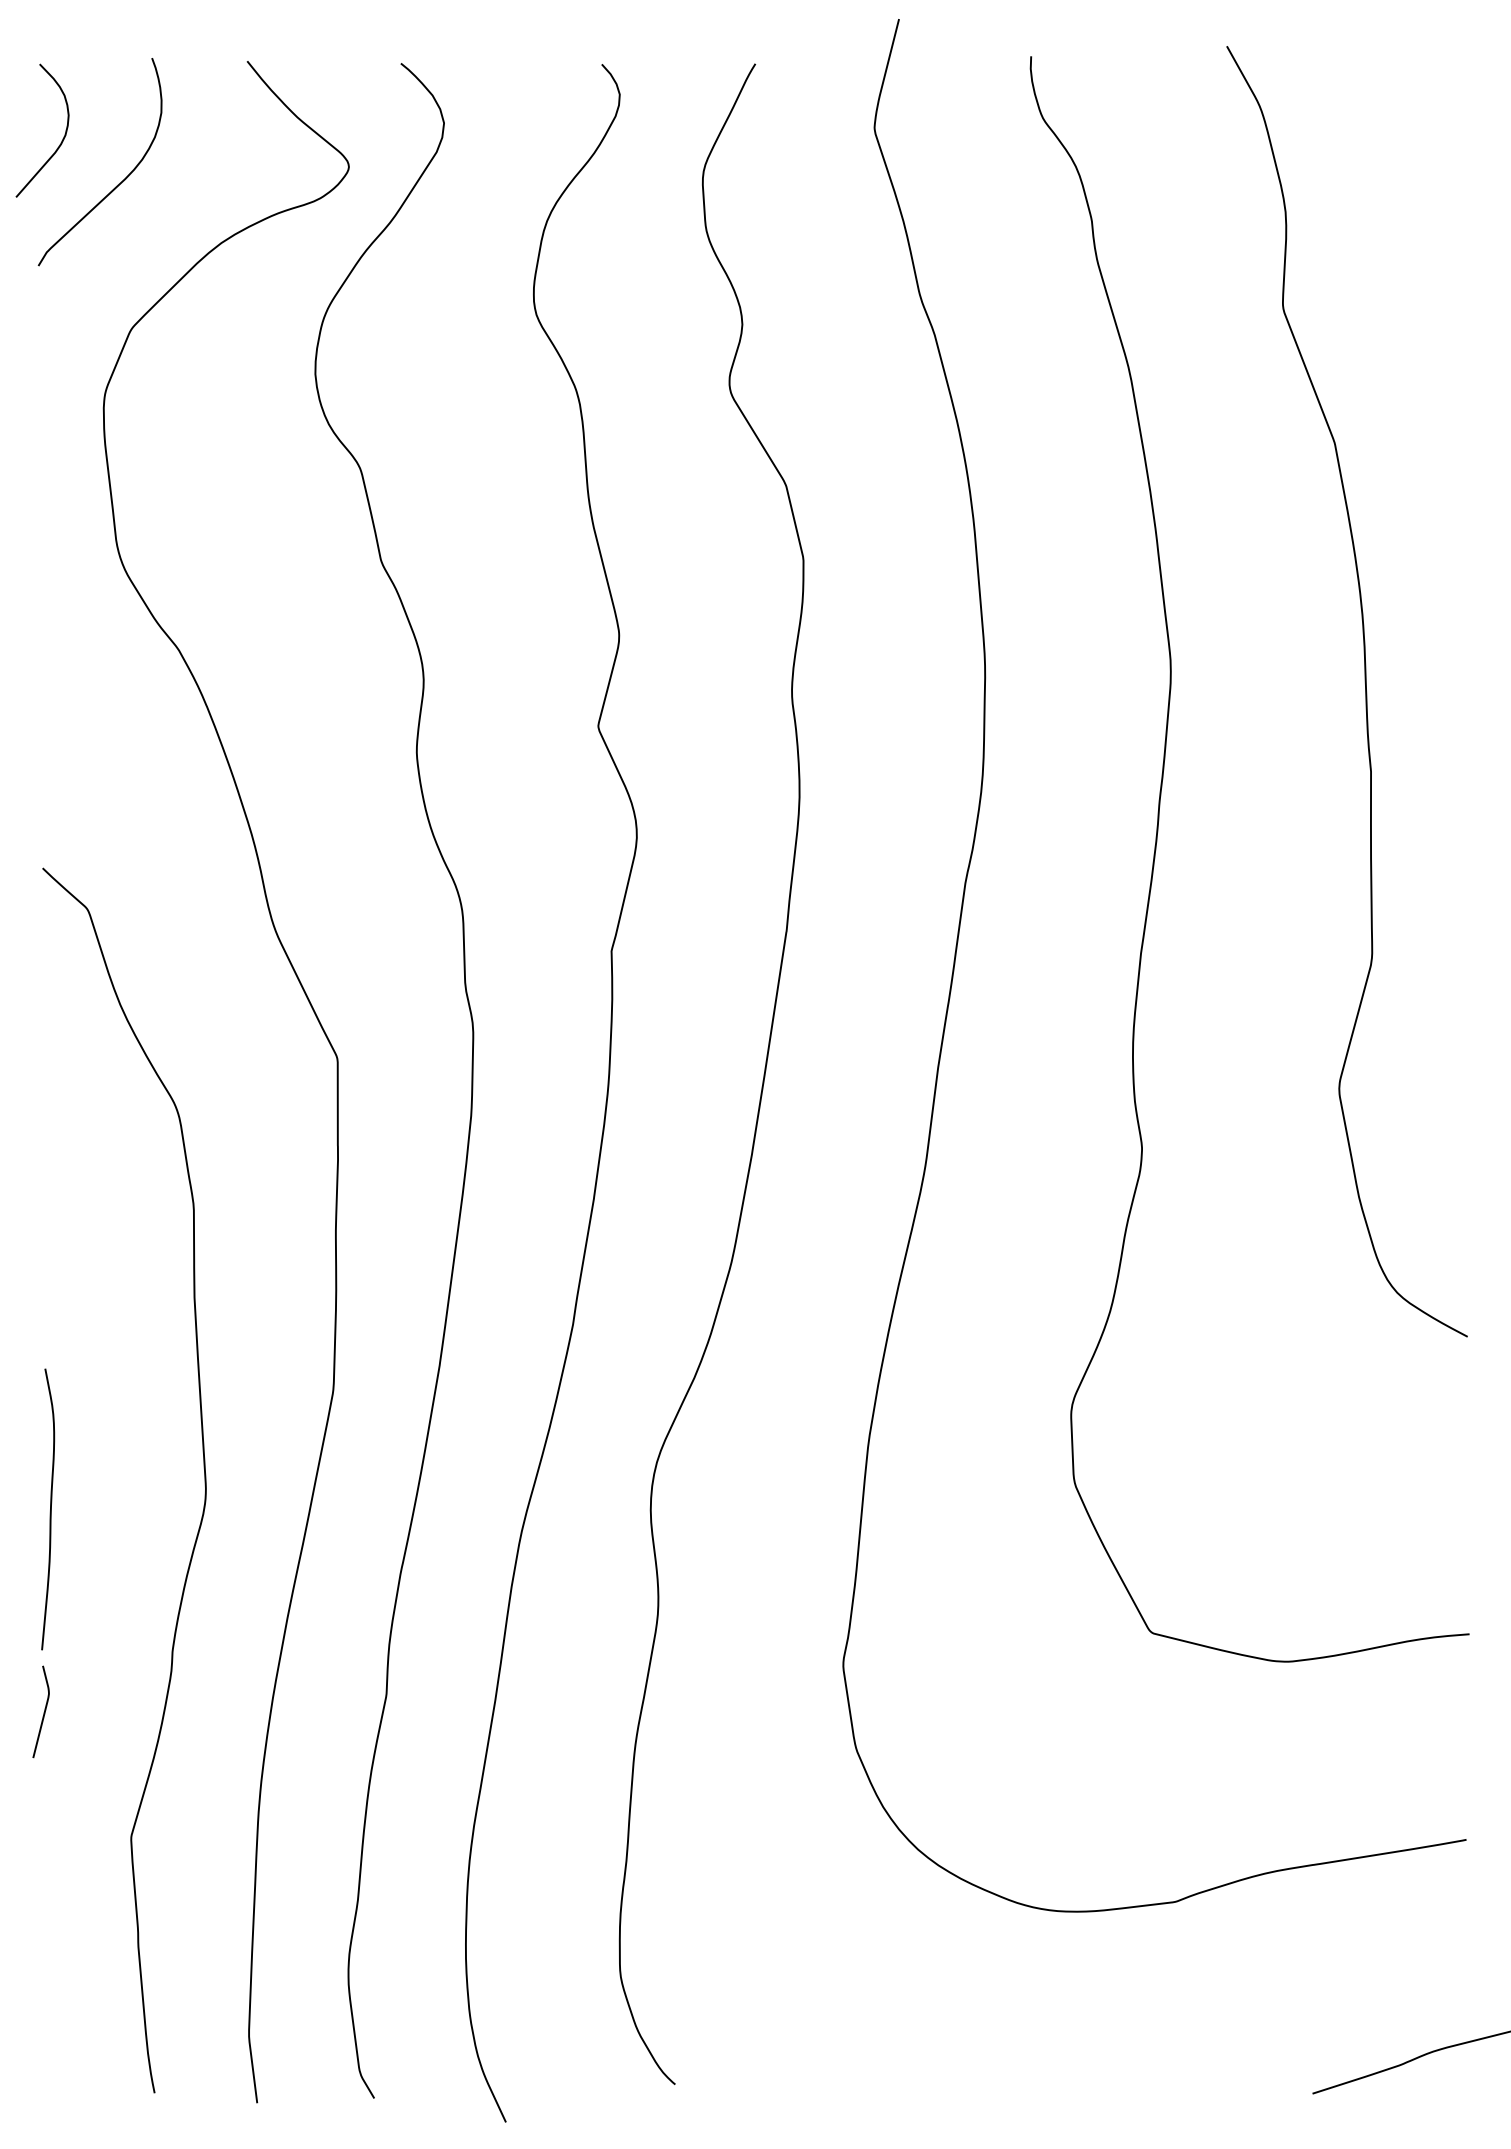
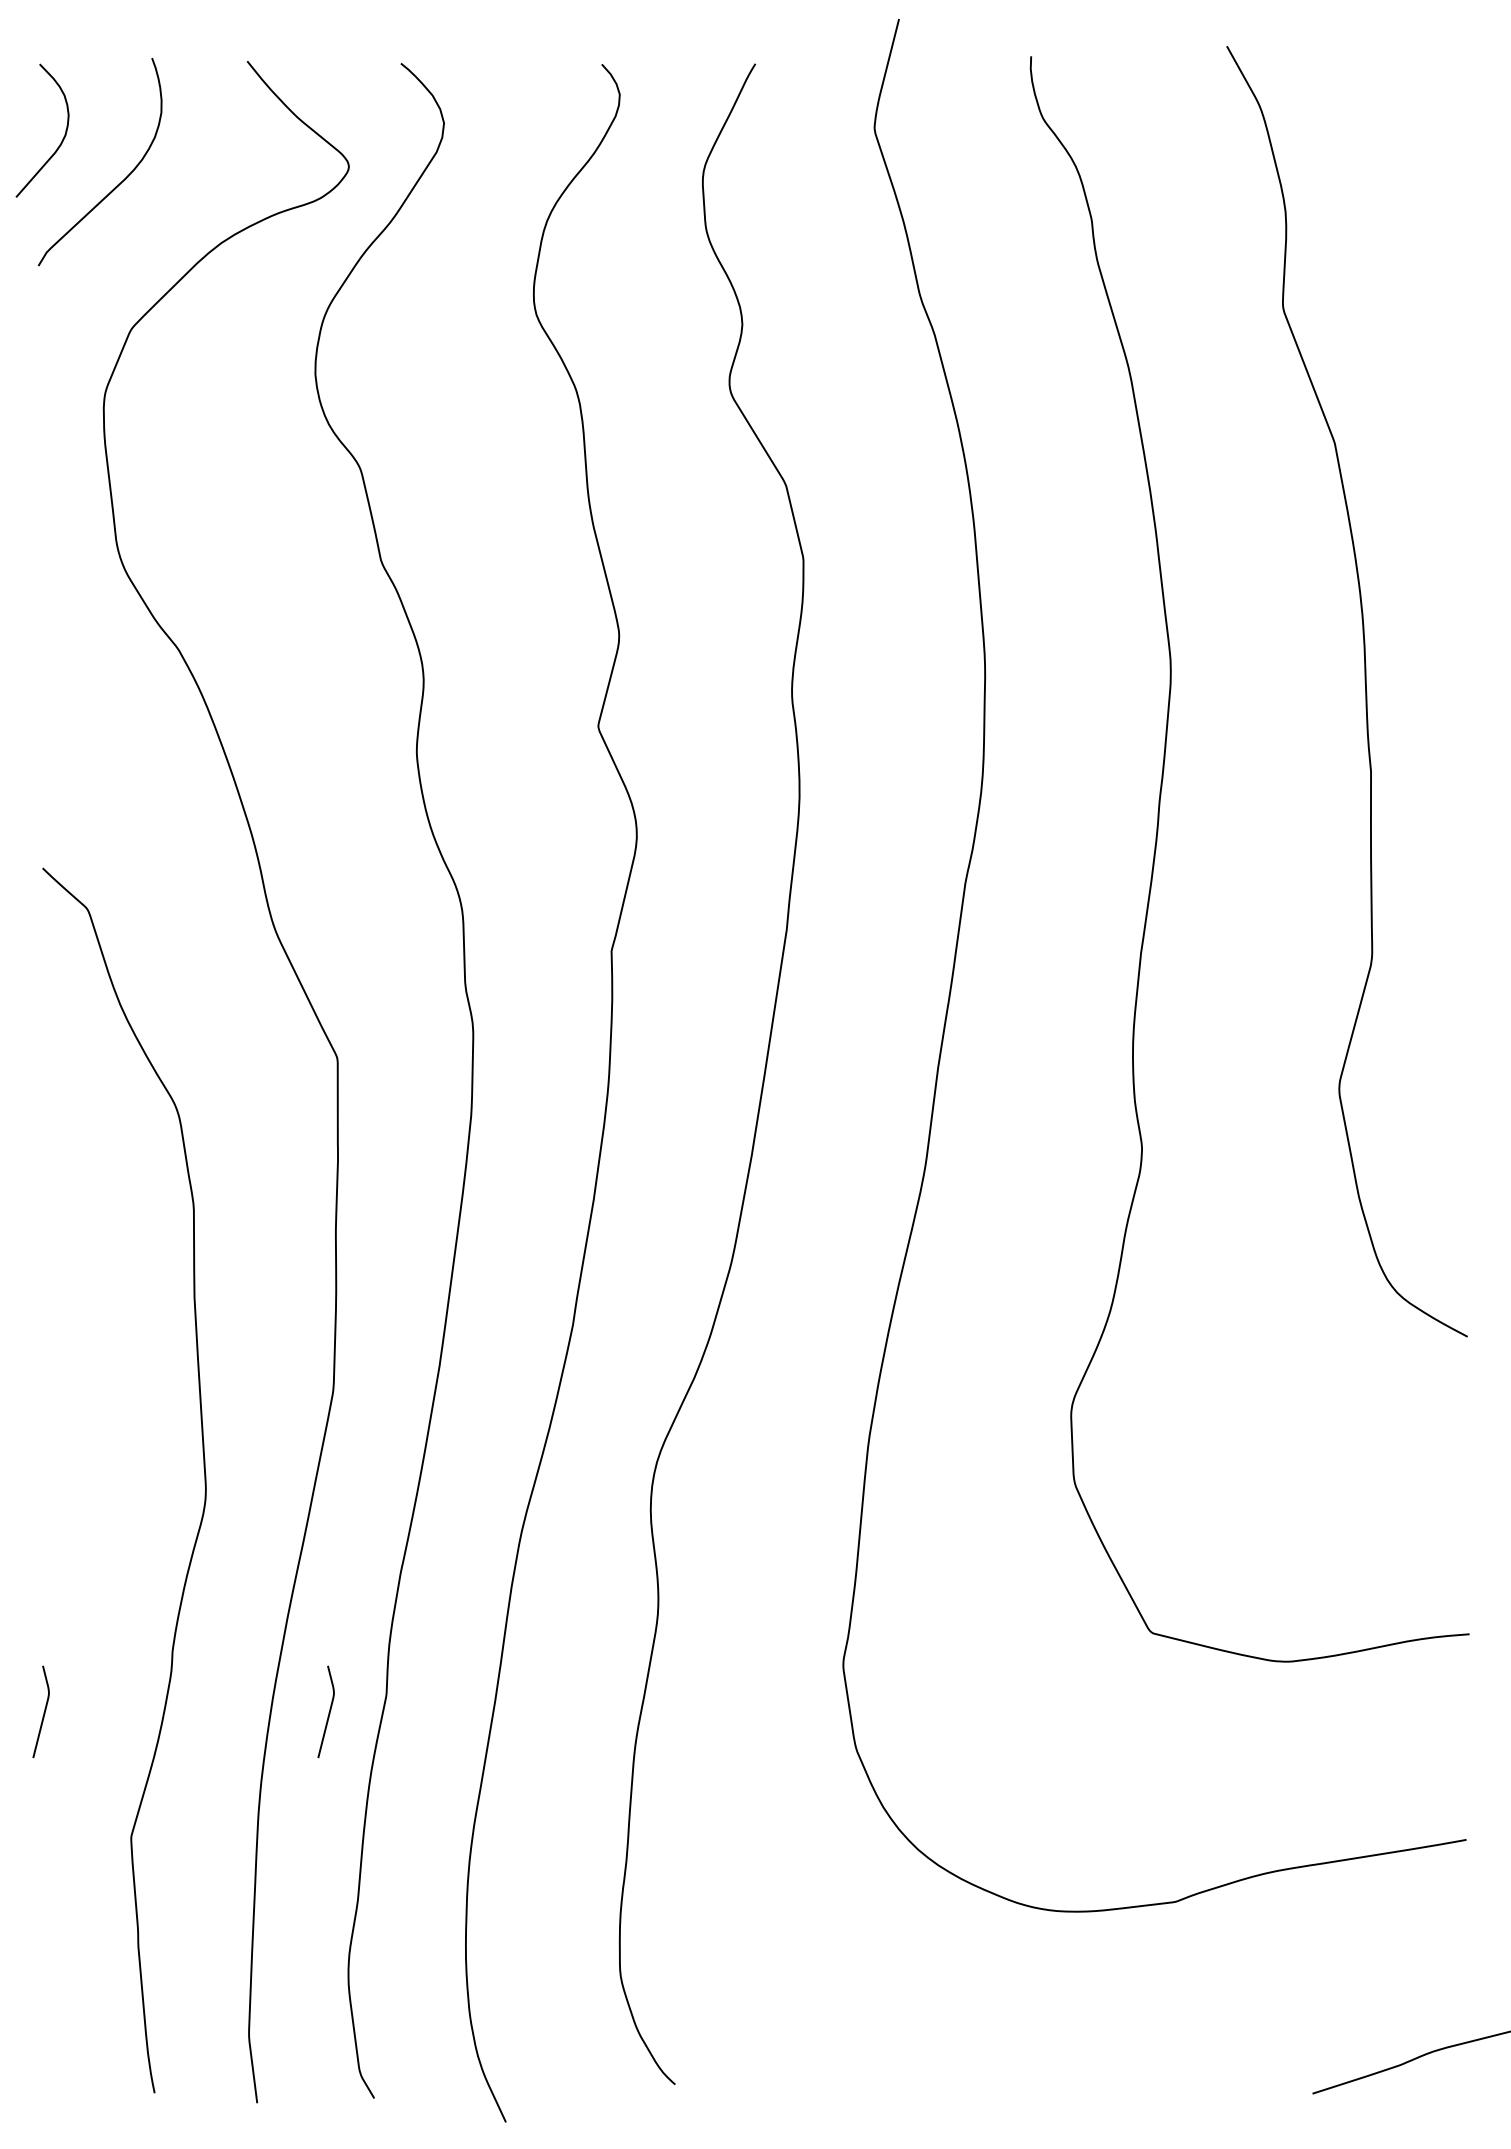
curve: present -> none (50, 1509)
curve: none -> present (328, 1712)
